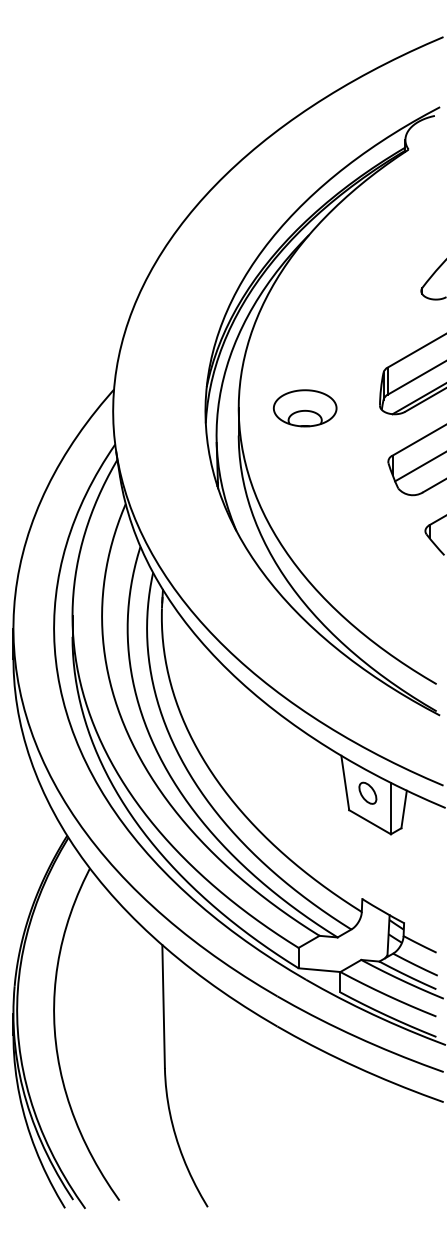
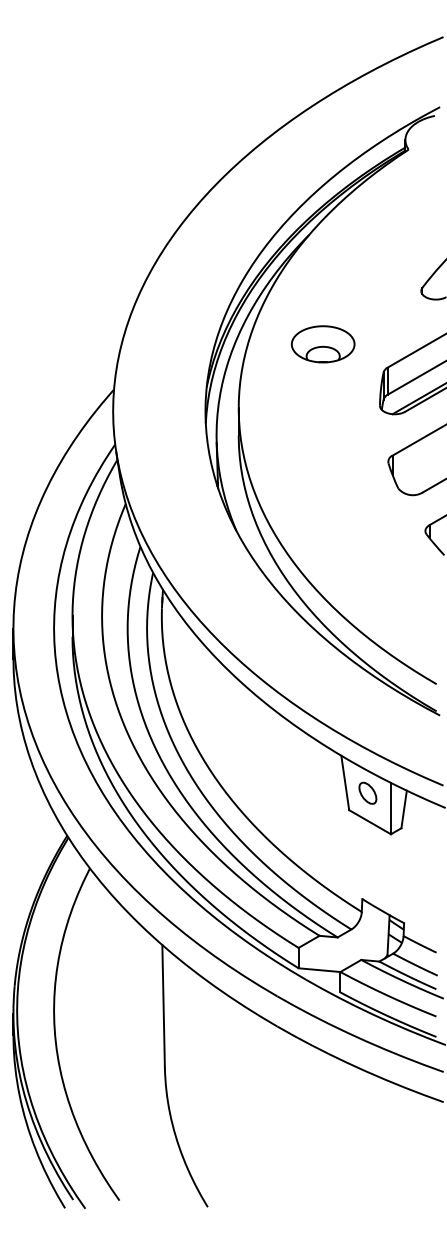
part position: (304, 408) -> (322, 344) (322, 344)
line: present -> none (419, 467)
